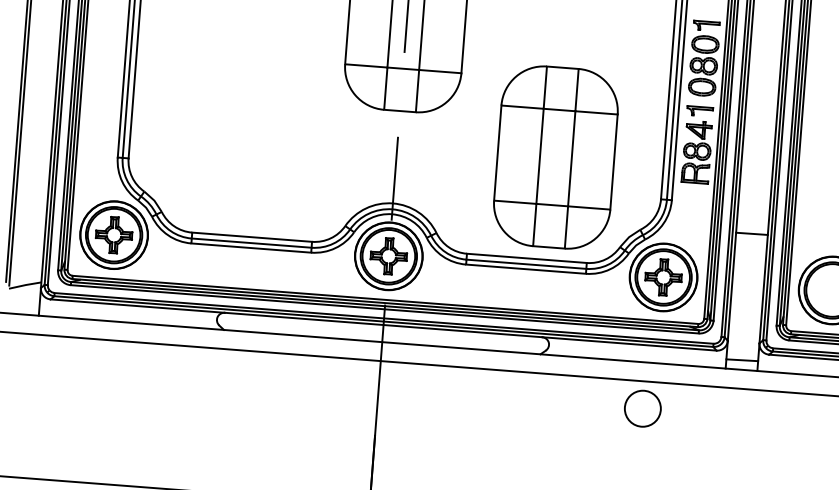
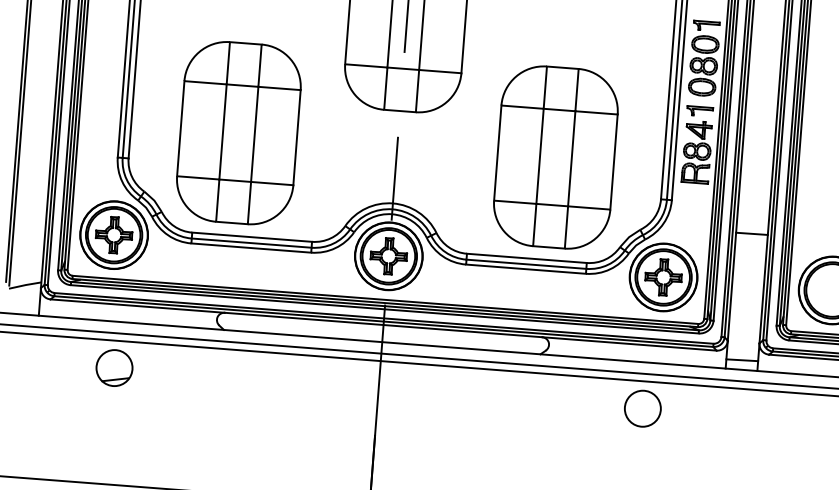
part: none -> present (238, 133)
line: none -> present (418, 356)
part: none -> present (114, 367)
